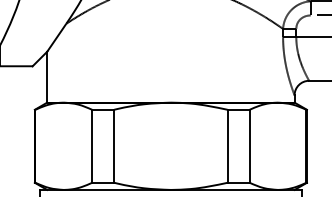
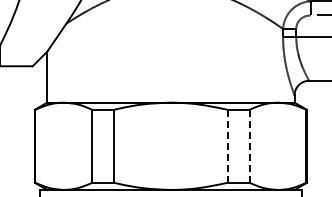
line: solid -> dashed (227, 146)
line: solid -> dashed (249, 146)
